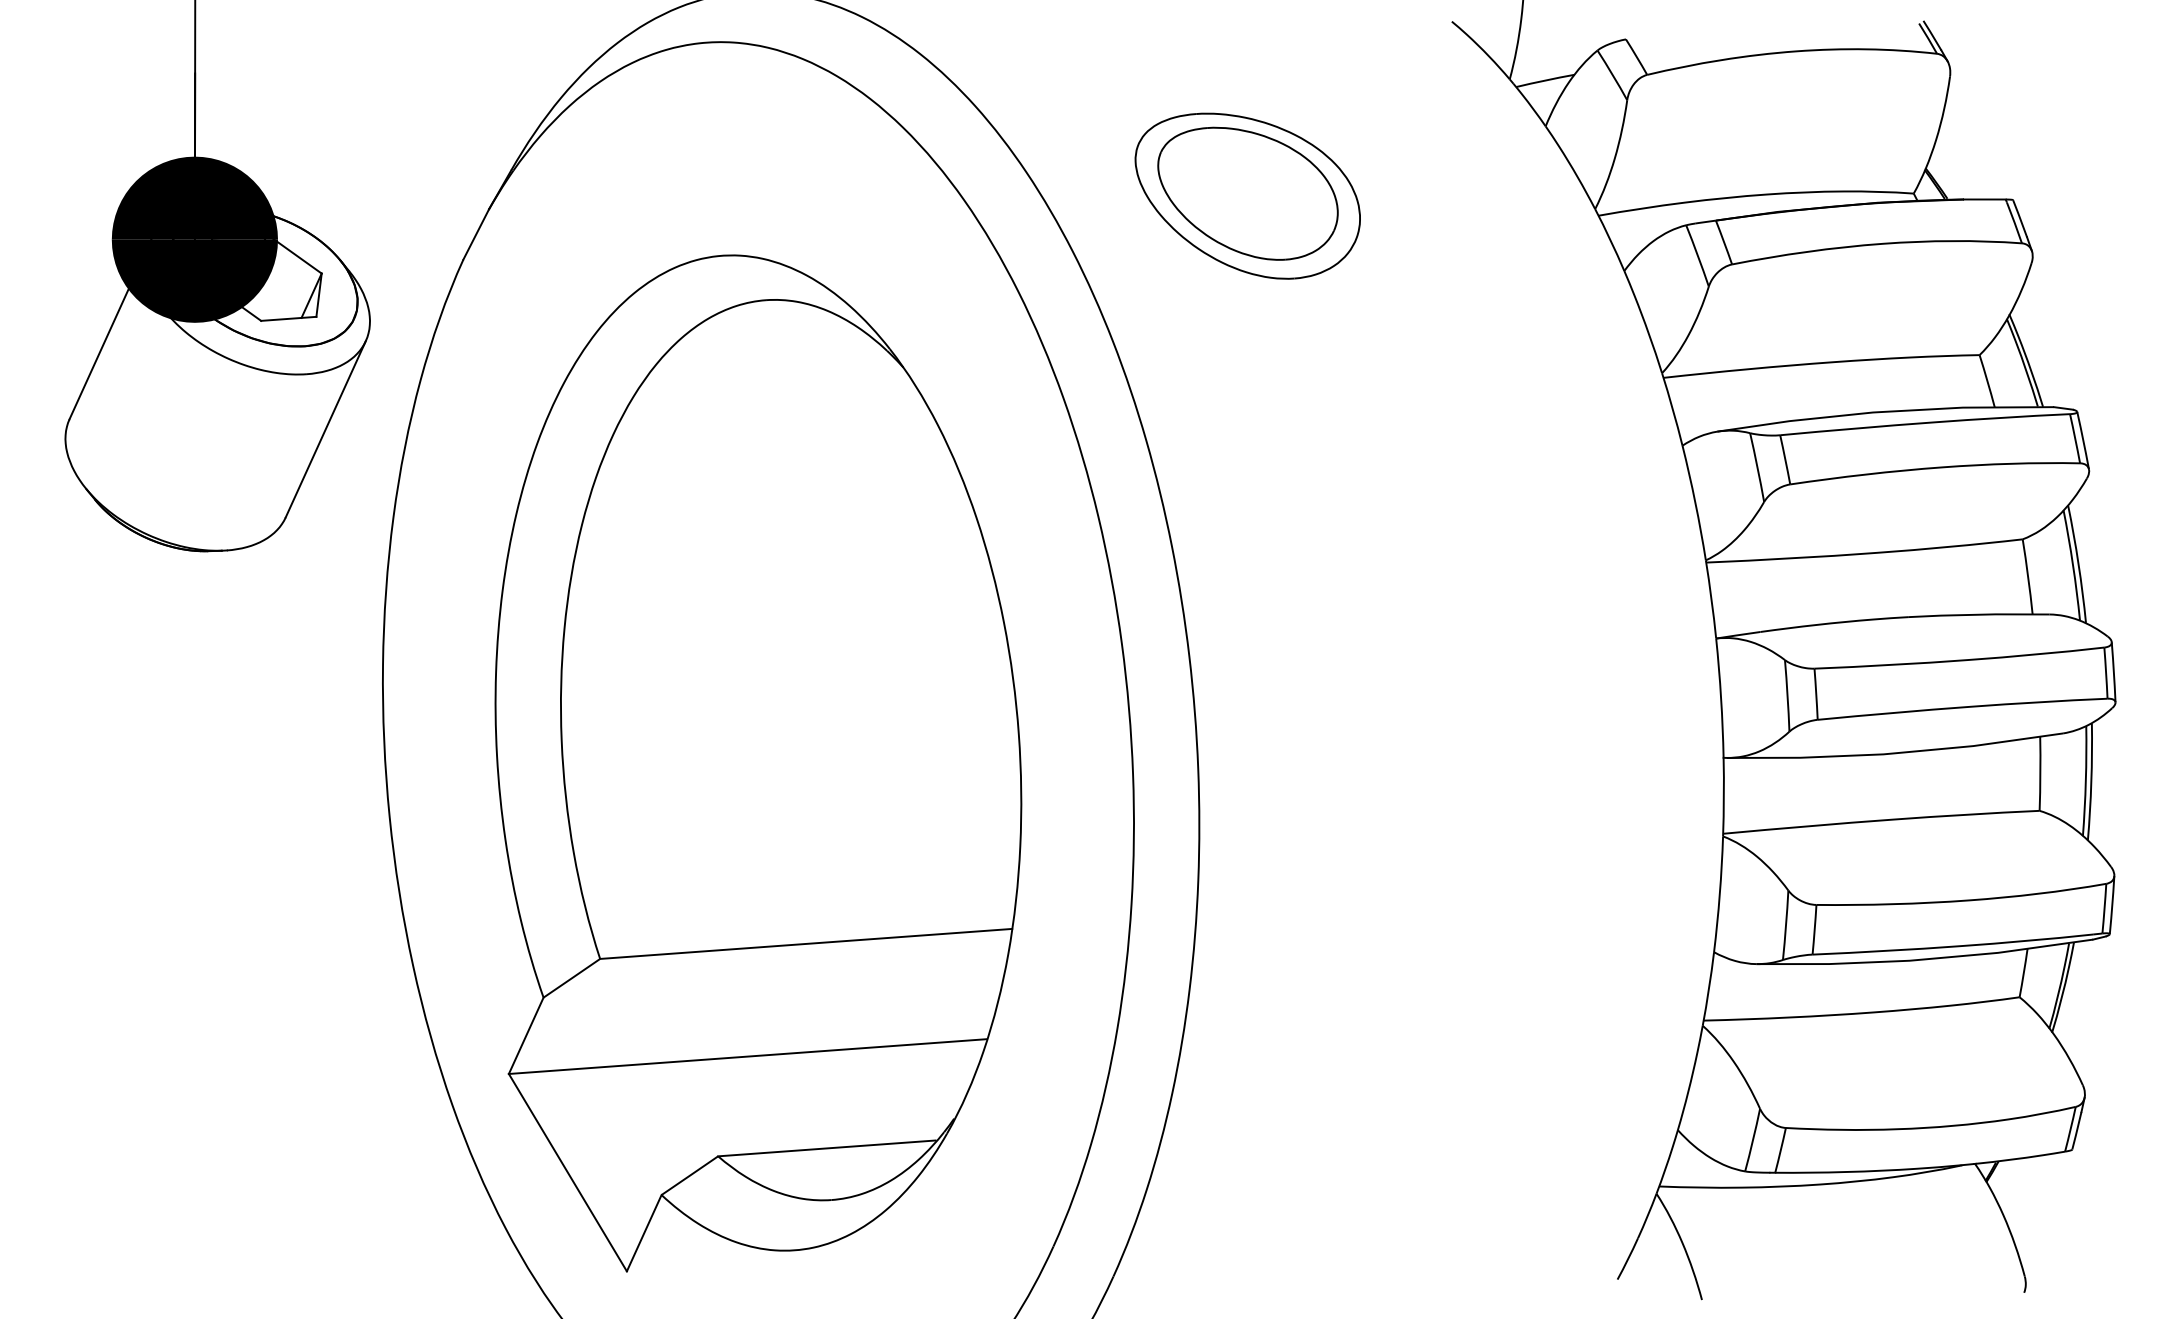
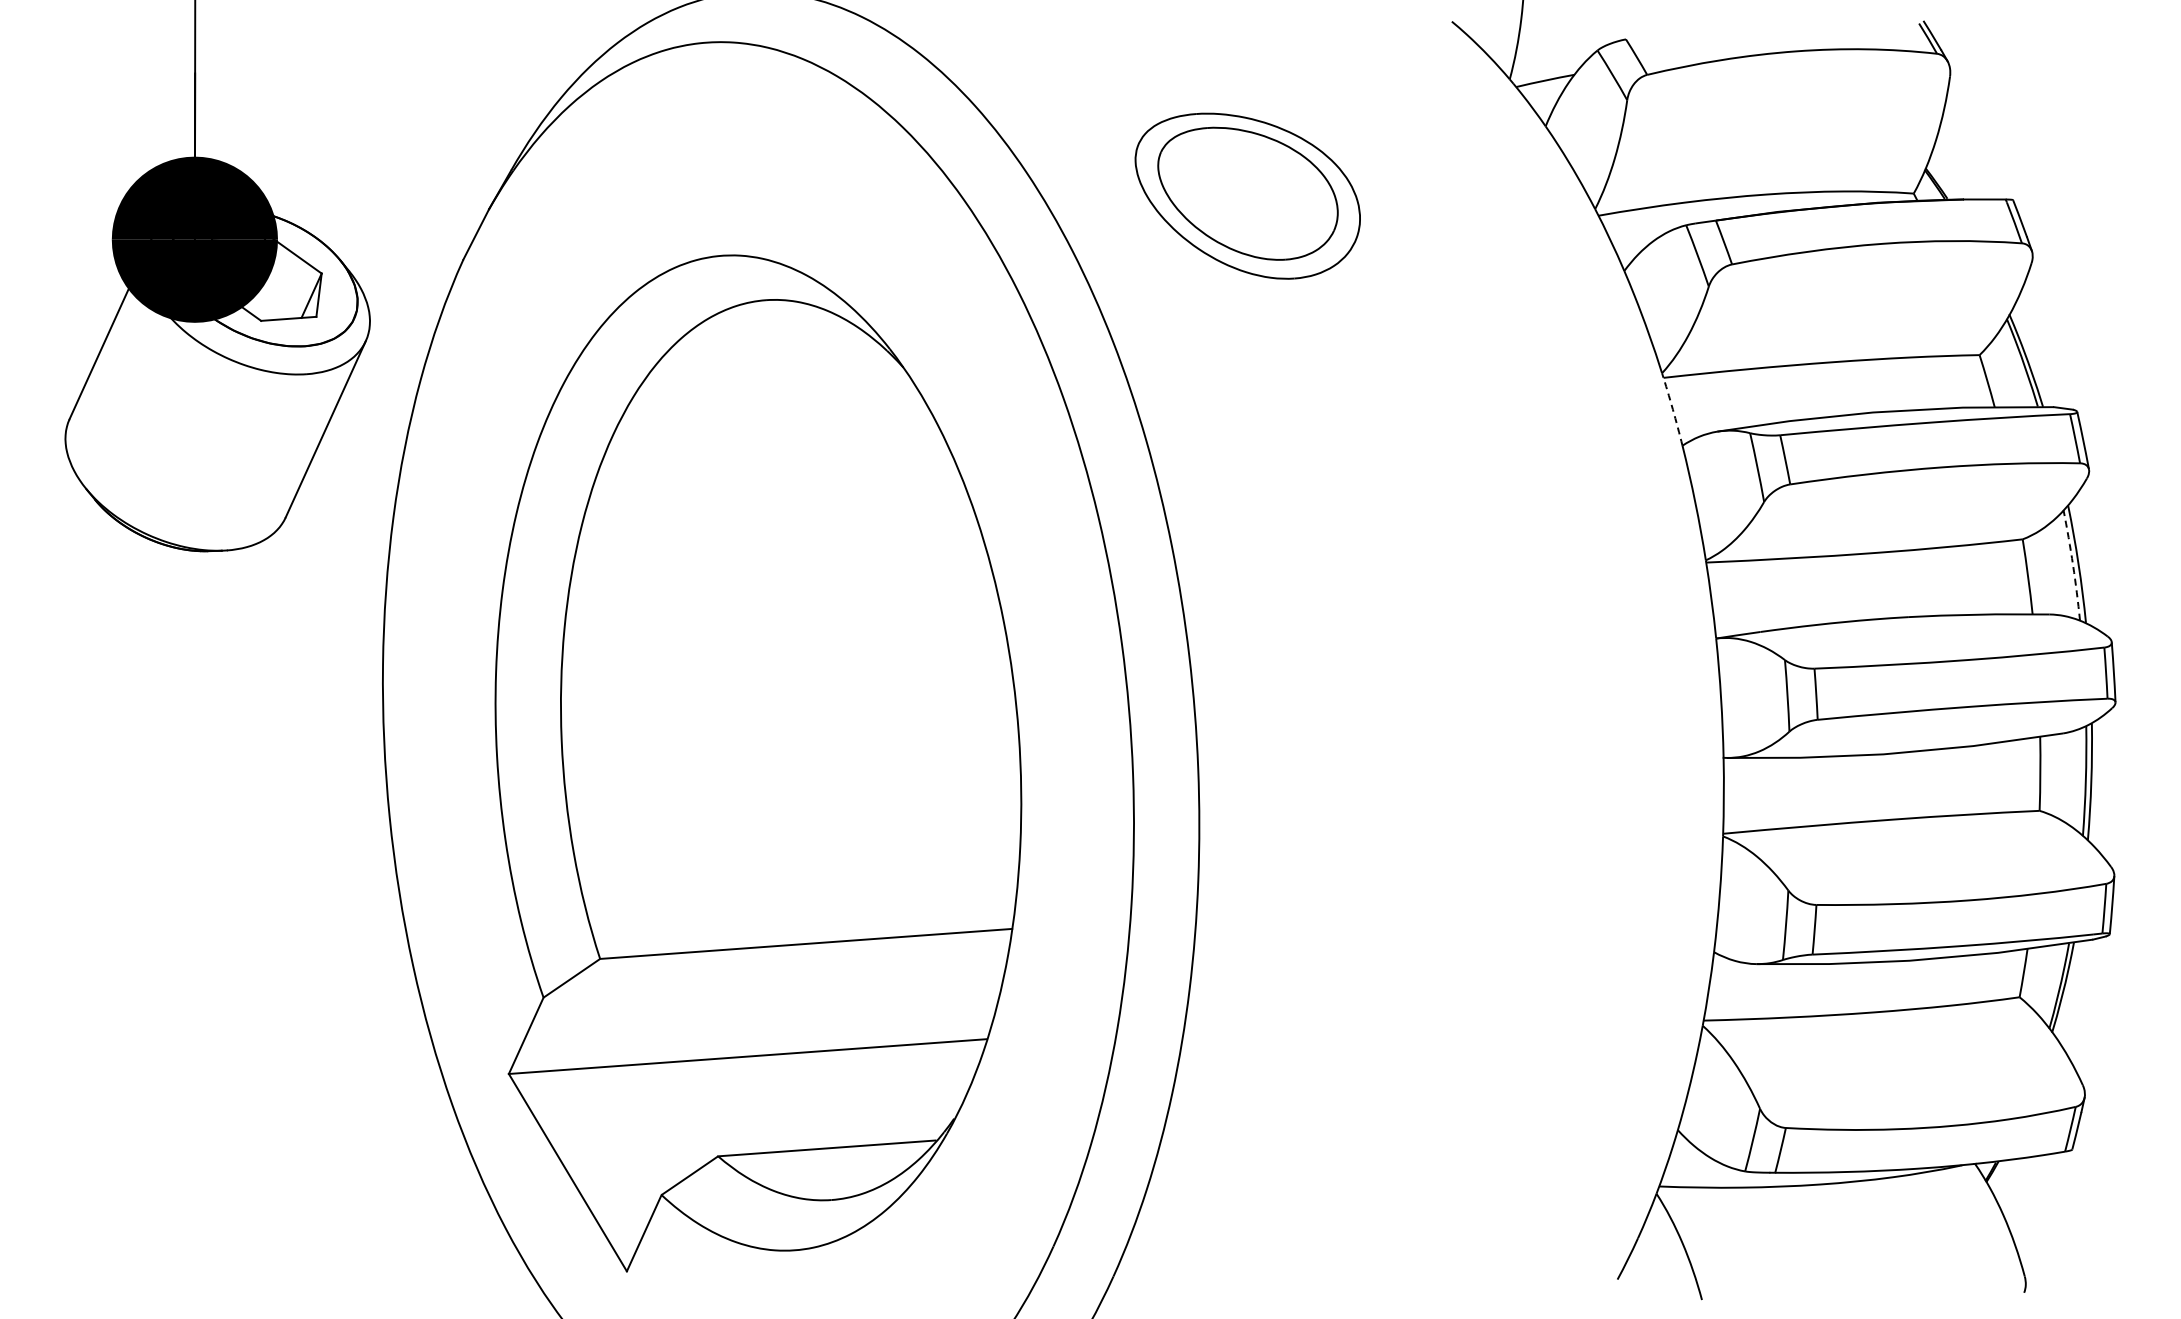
arc: solid -> dashed (1672, 409)
arc: solid -> dashed (2073, 565)
